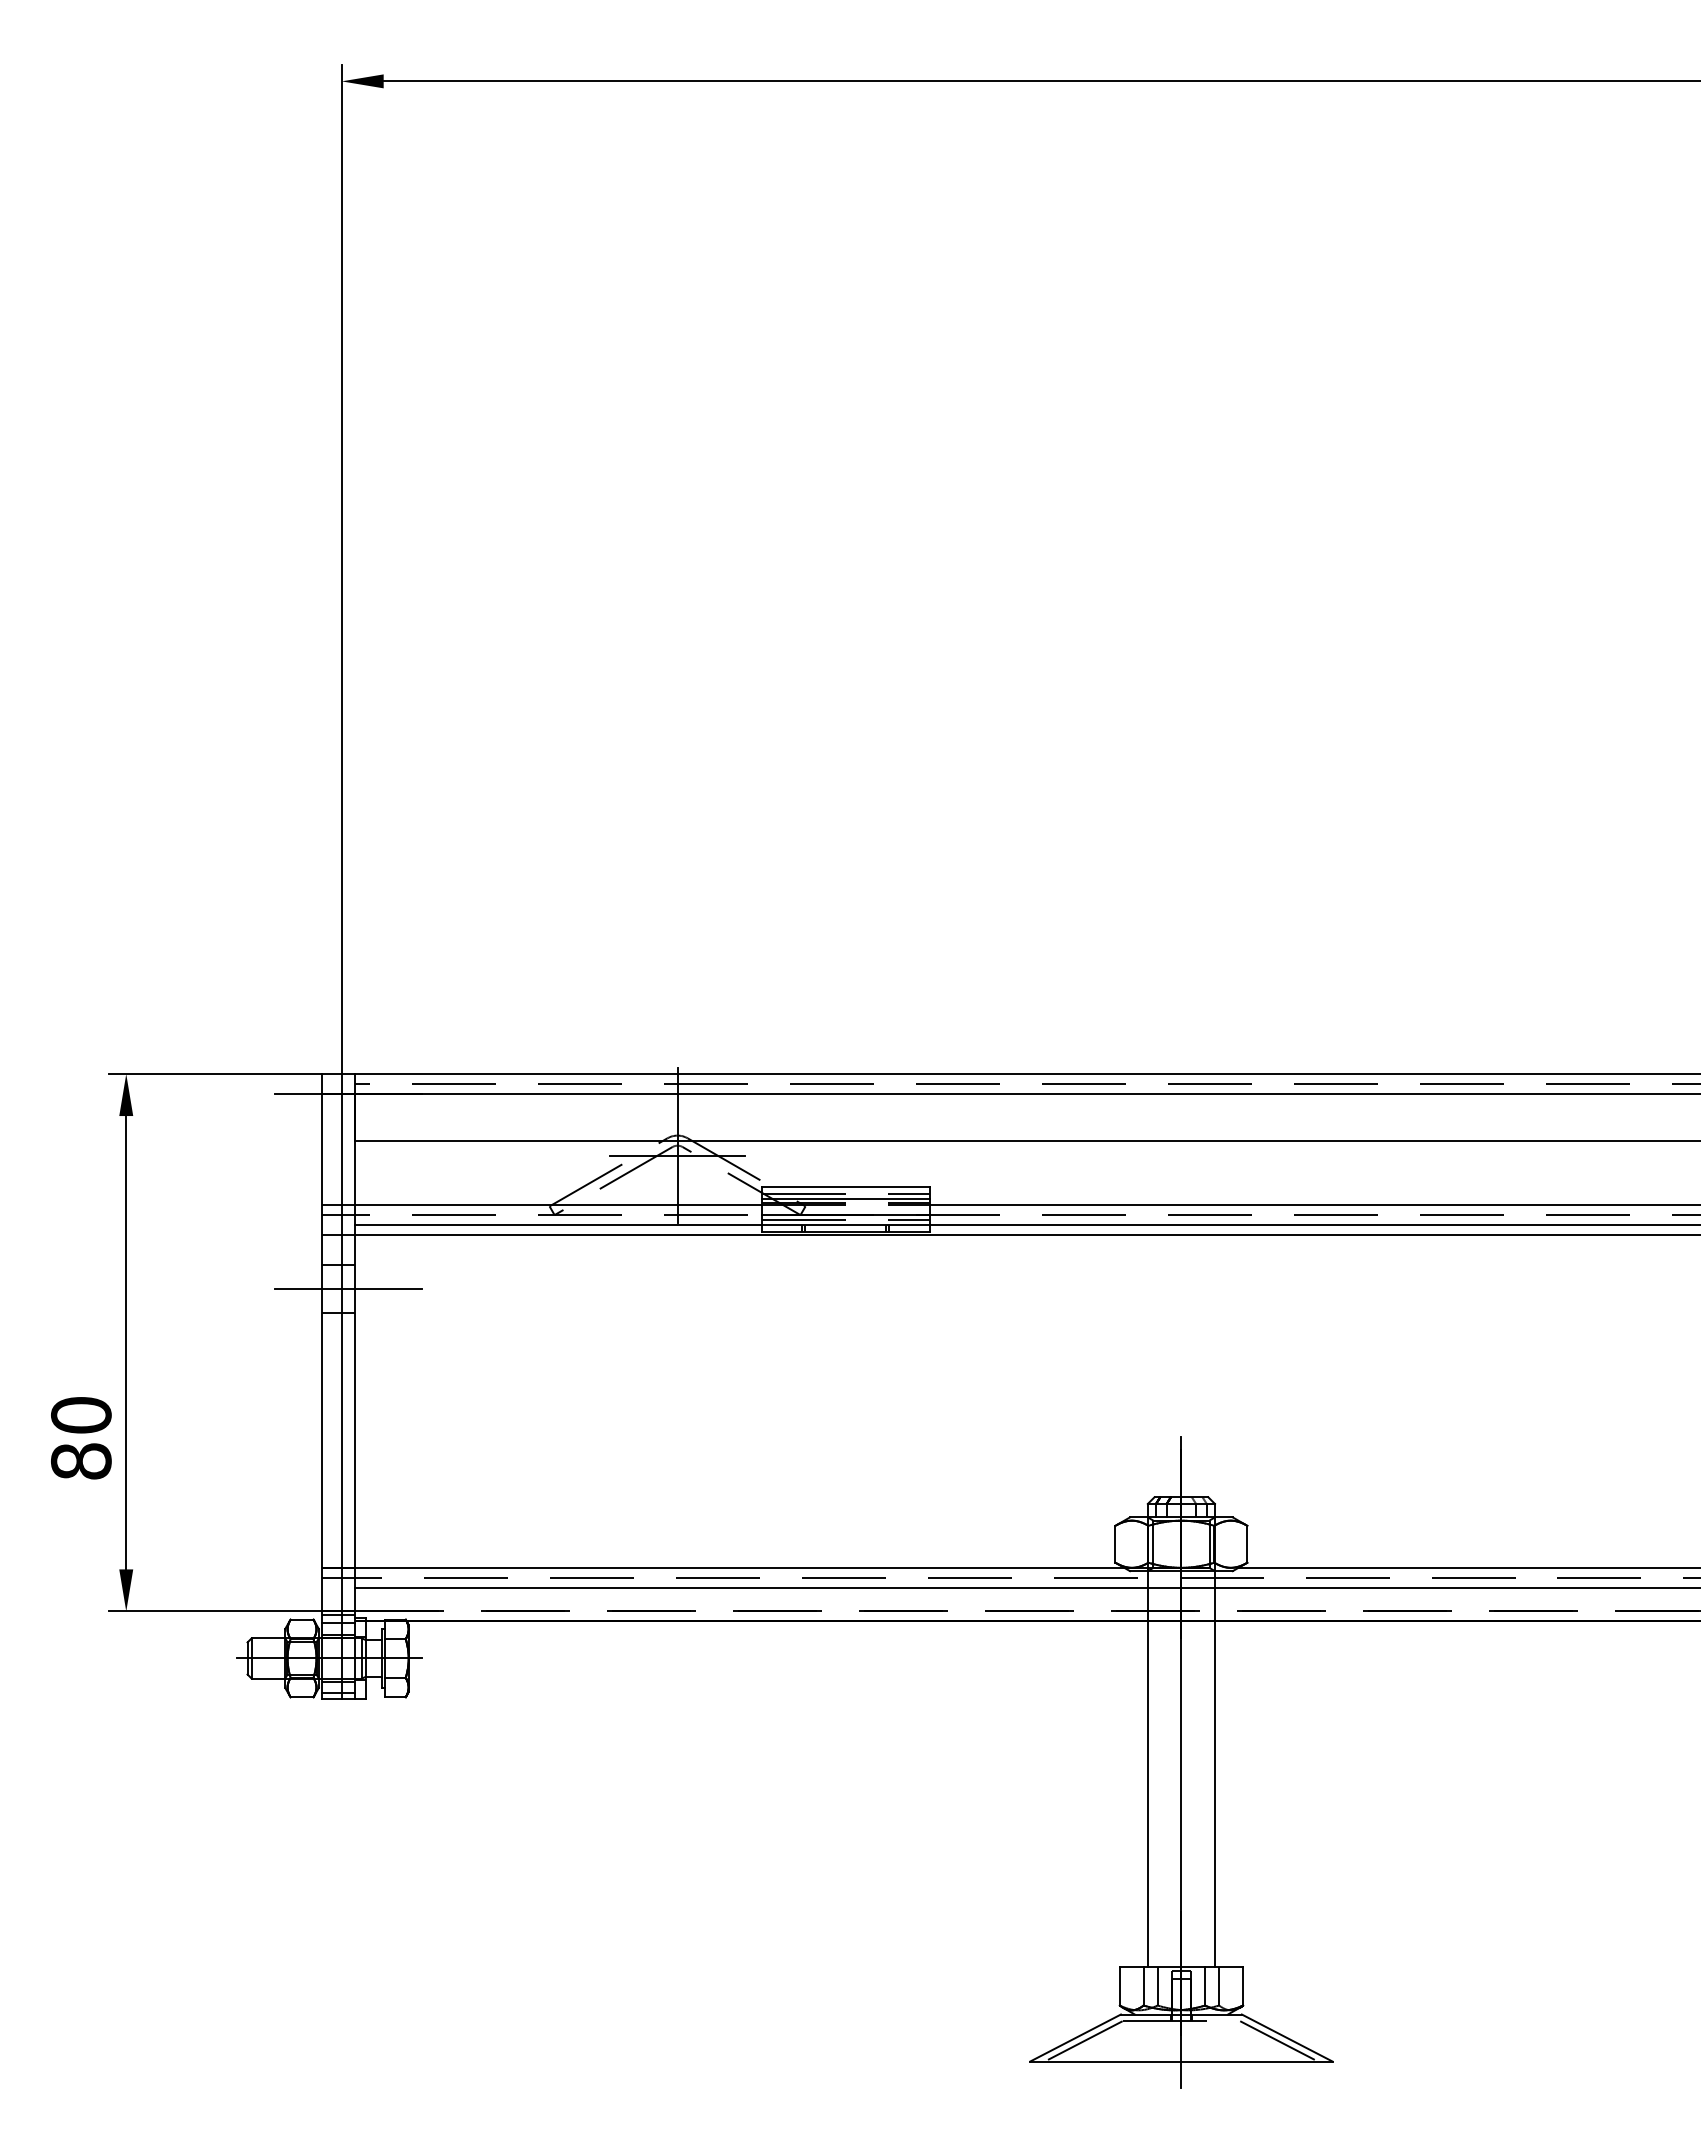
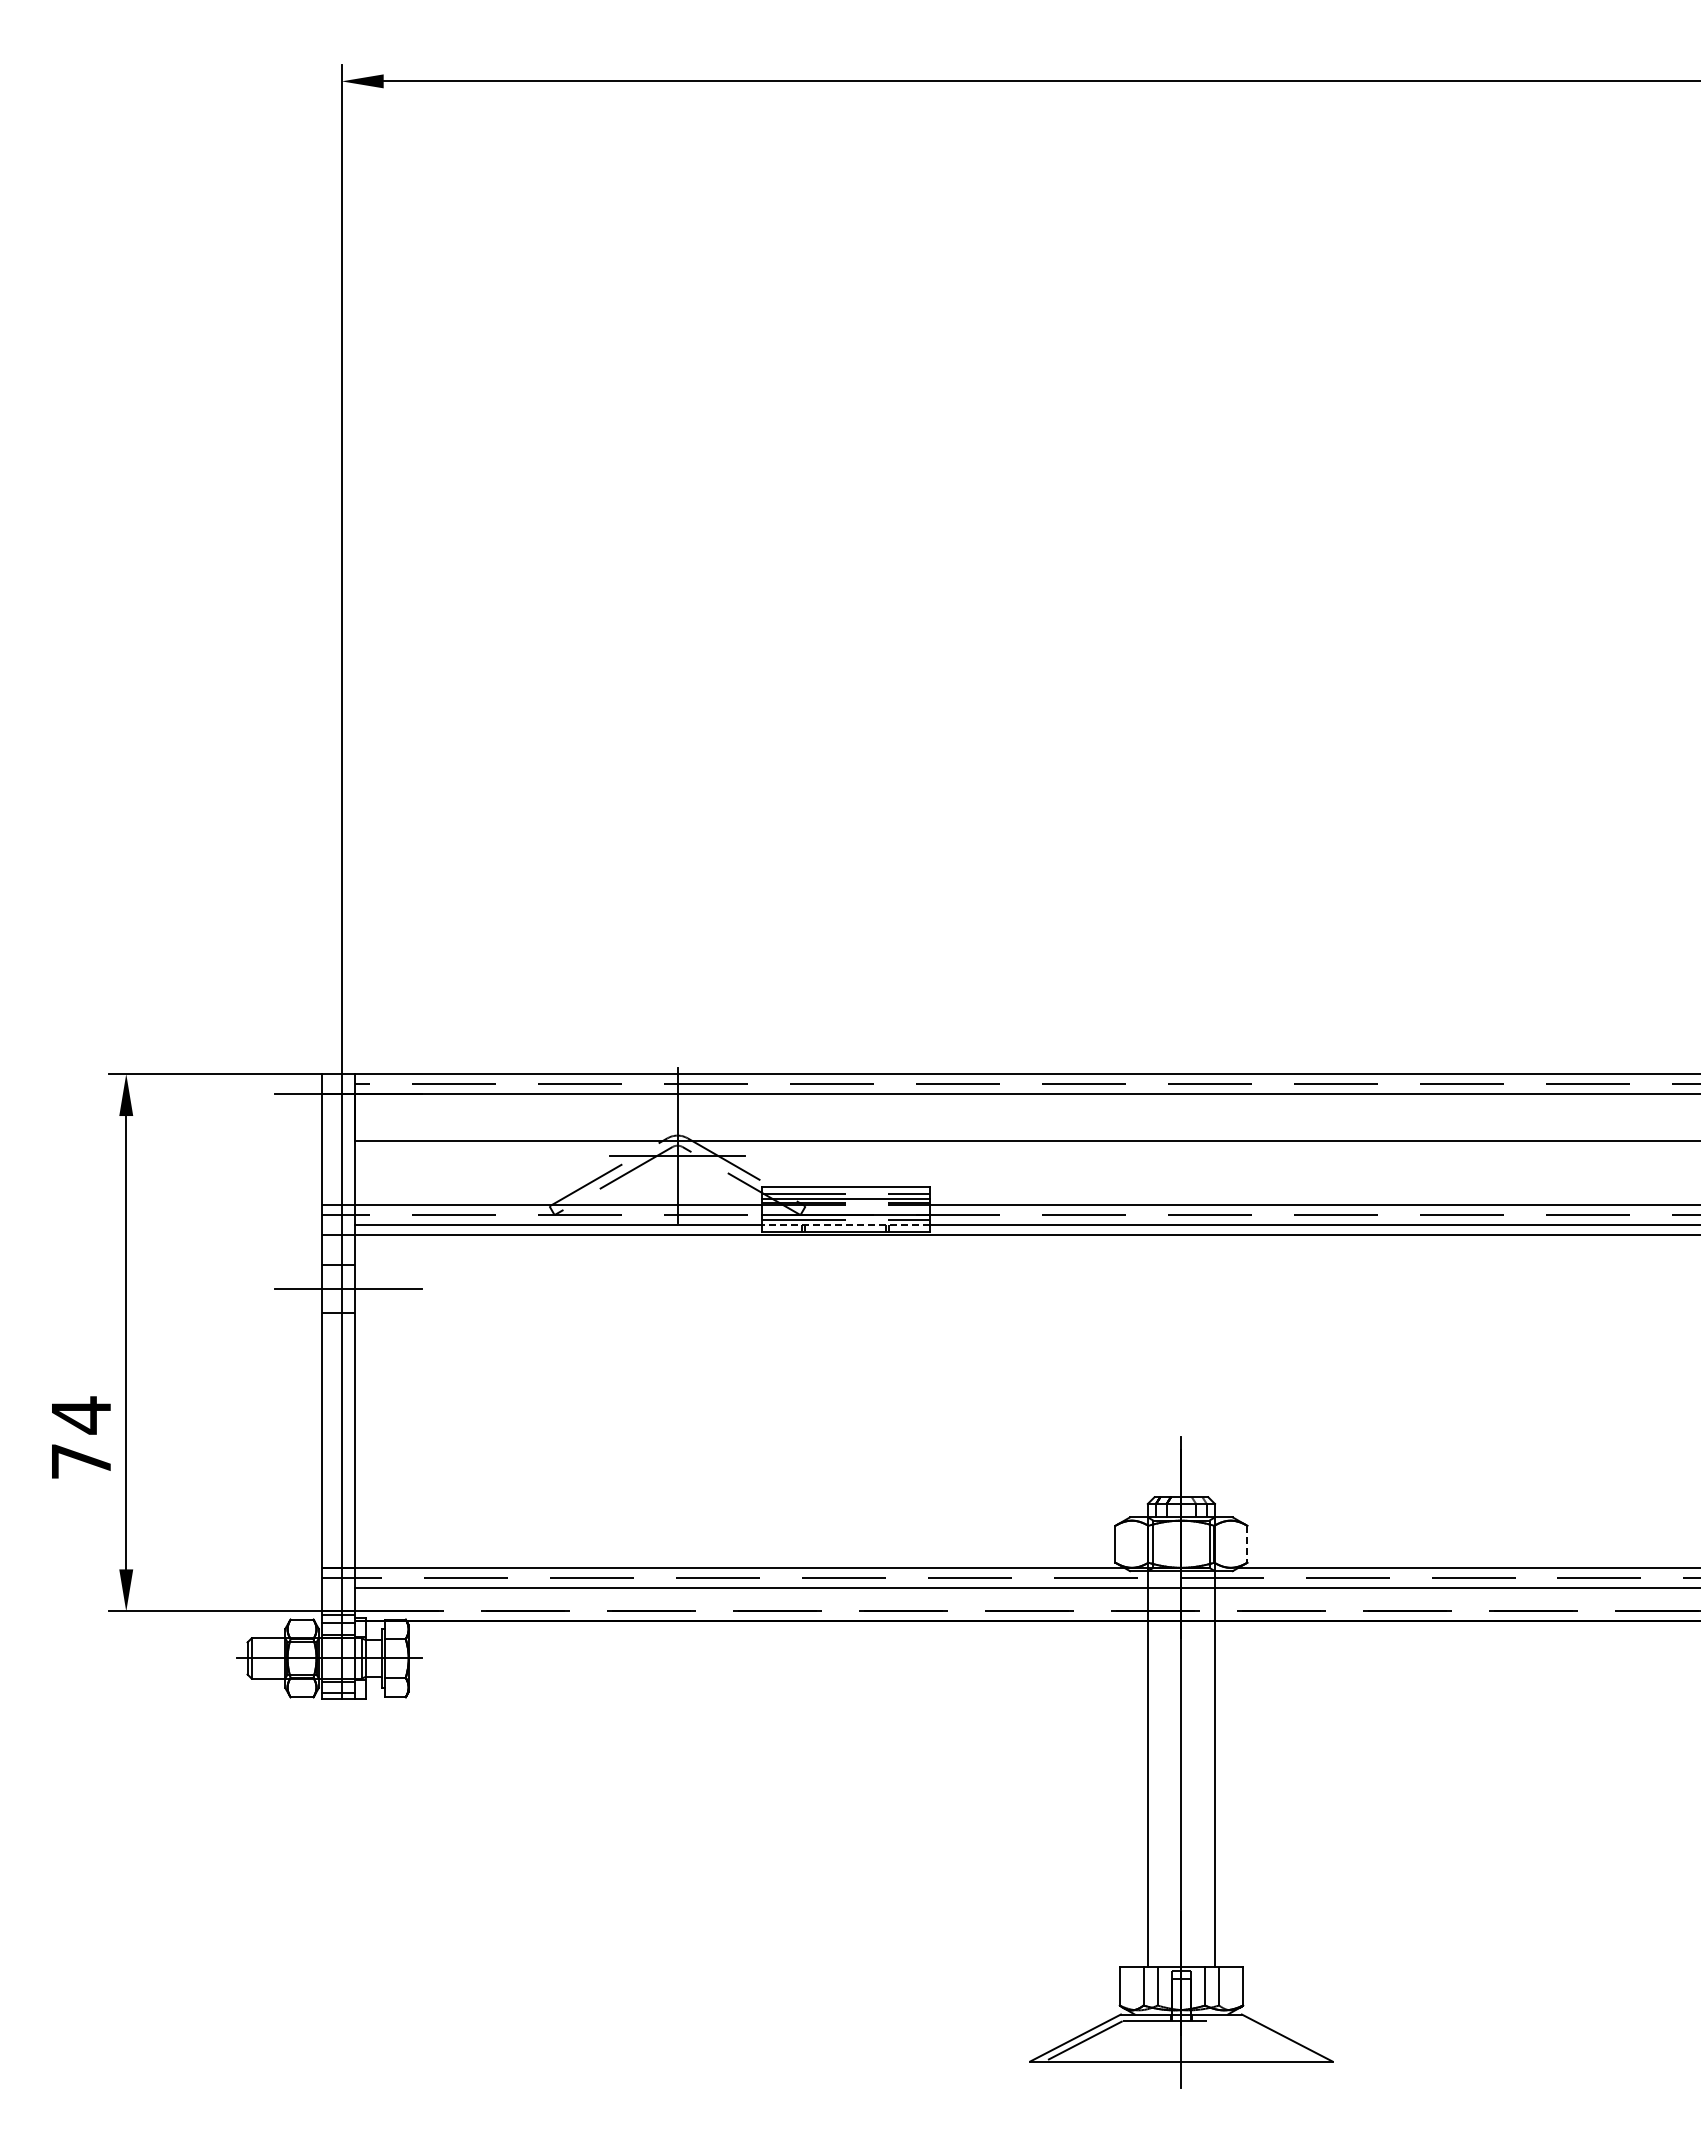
line: solid -> dashed (845, 1225)
text: 80 -> 74 (81, 1437)
line: solid -> dashed (1247, 1544)
line: present -> none (1278, 2041)
